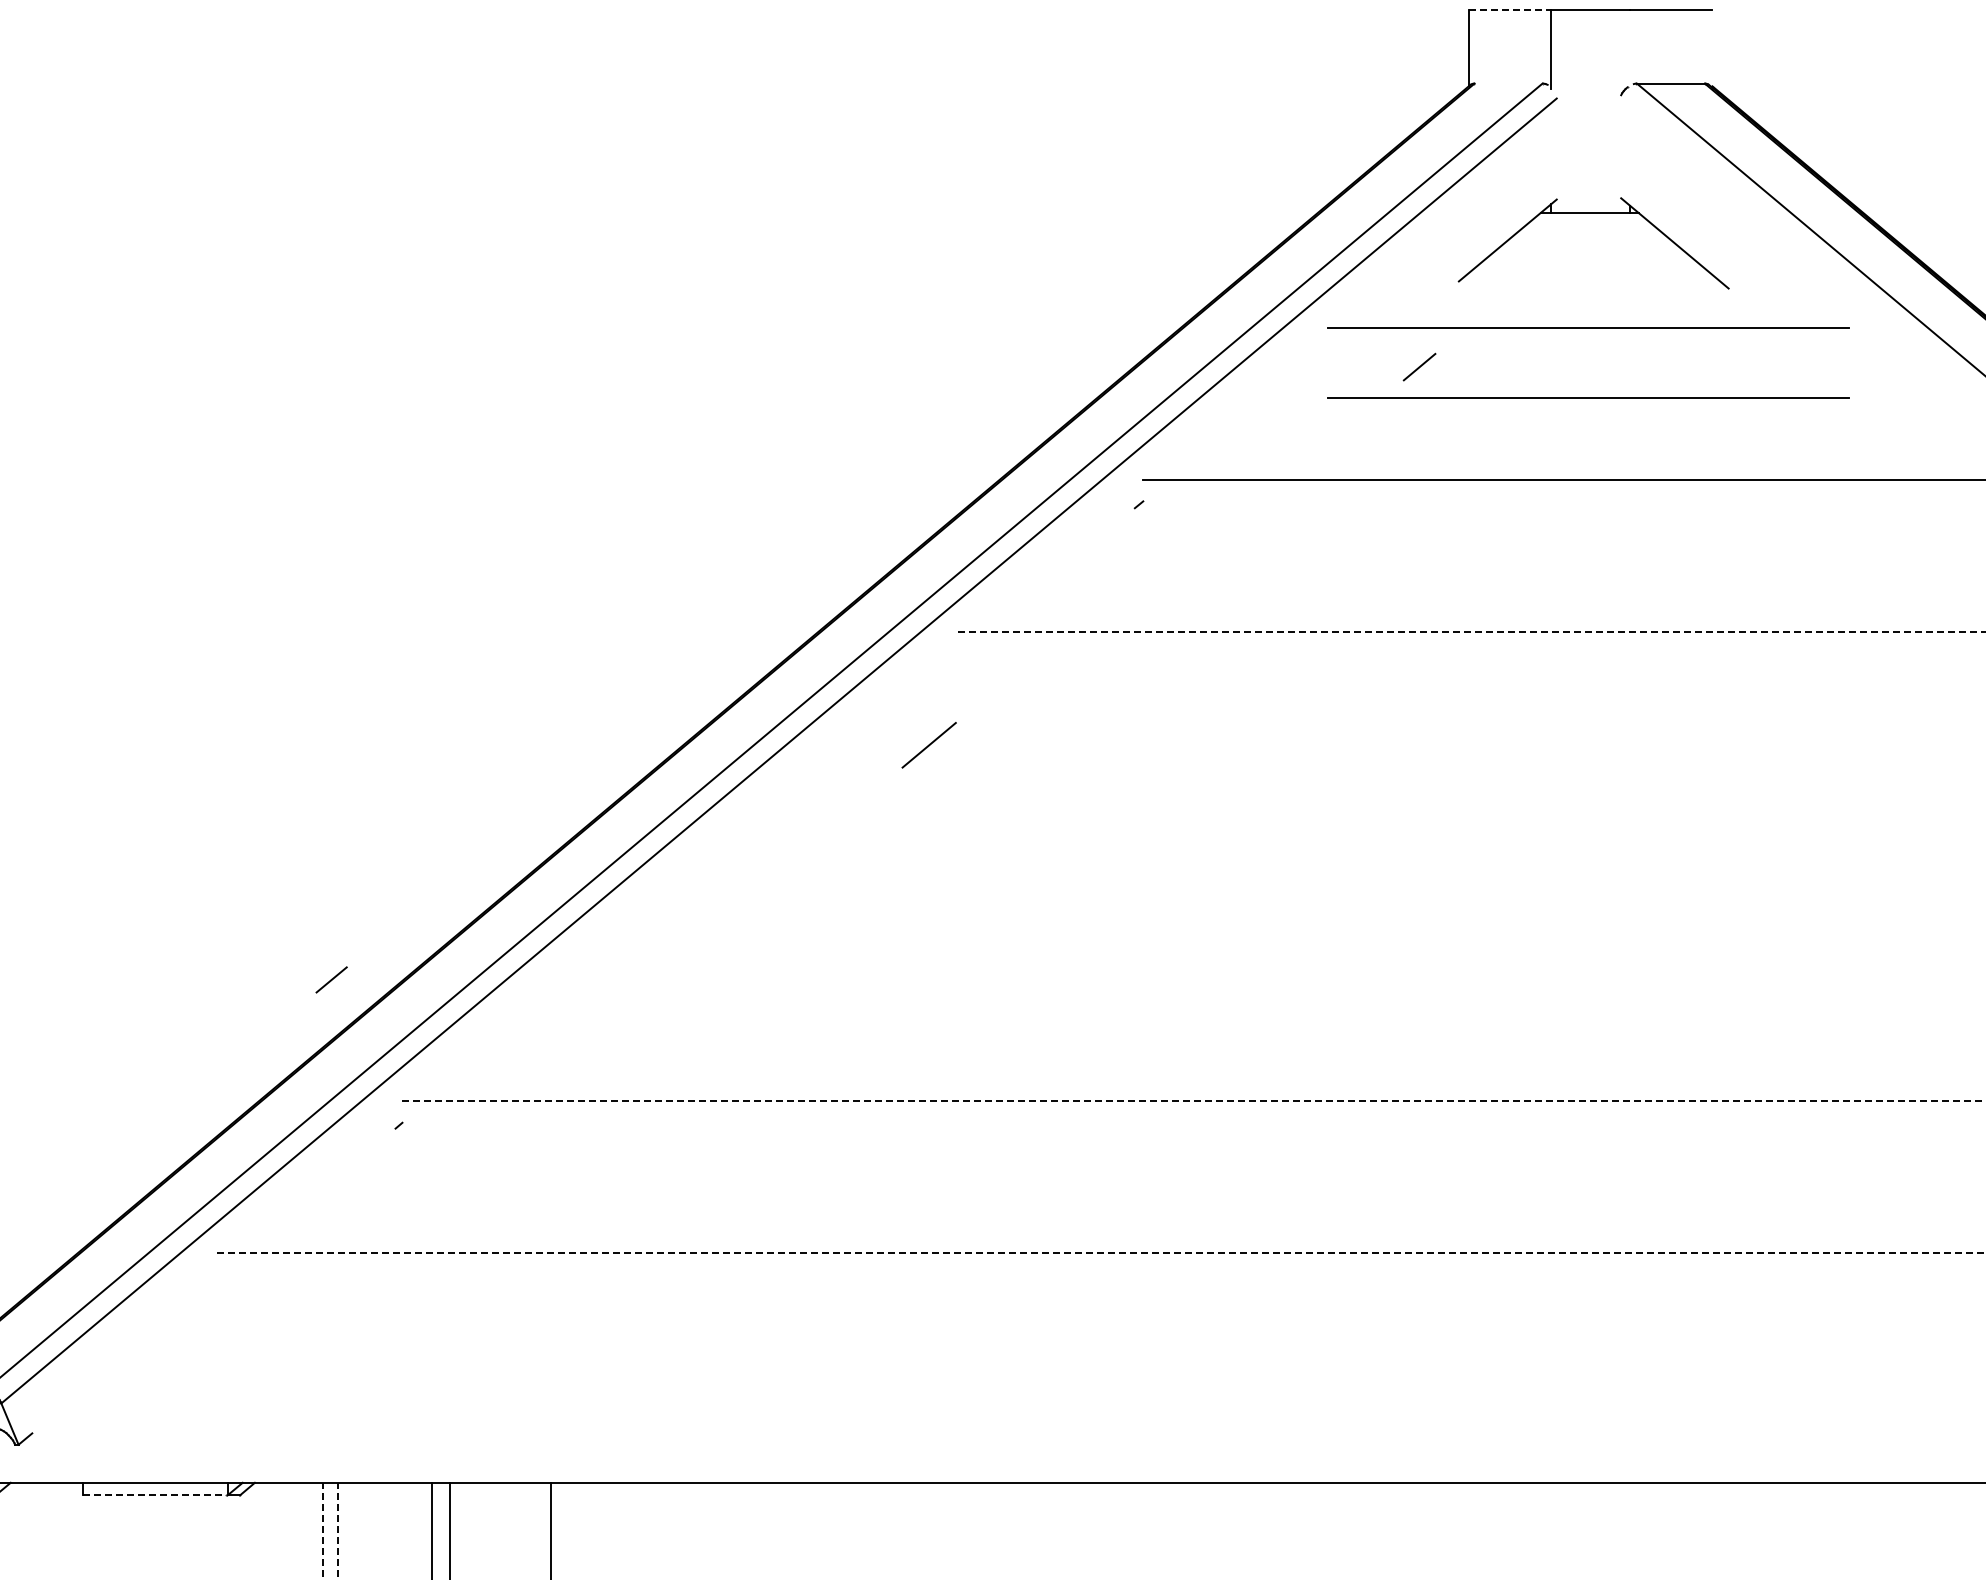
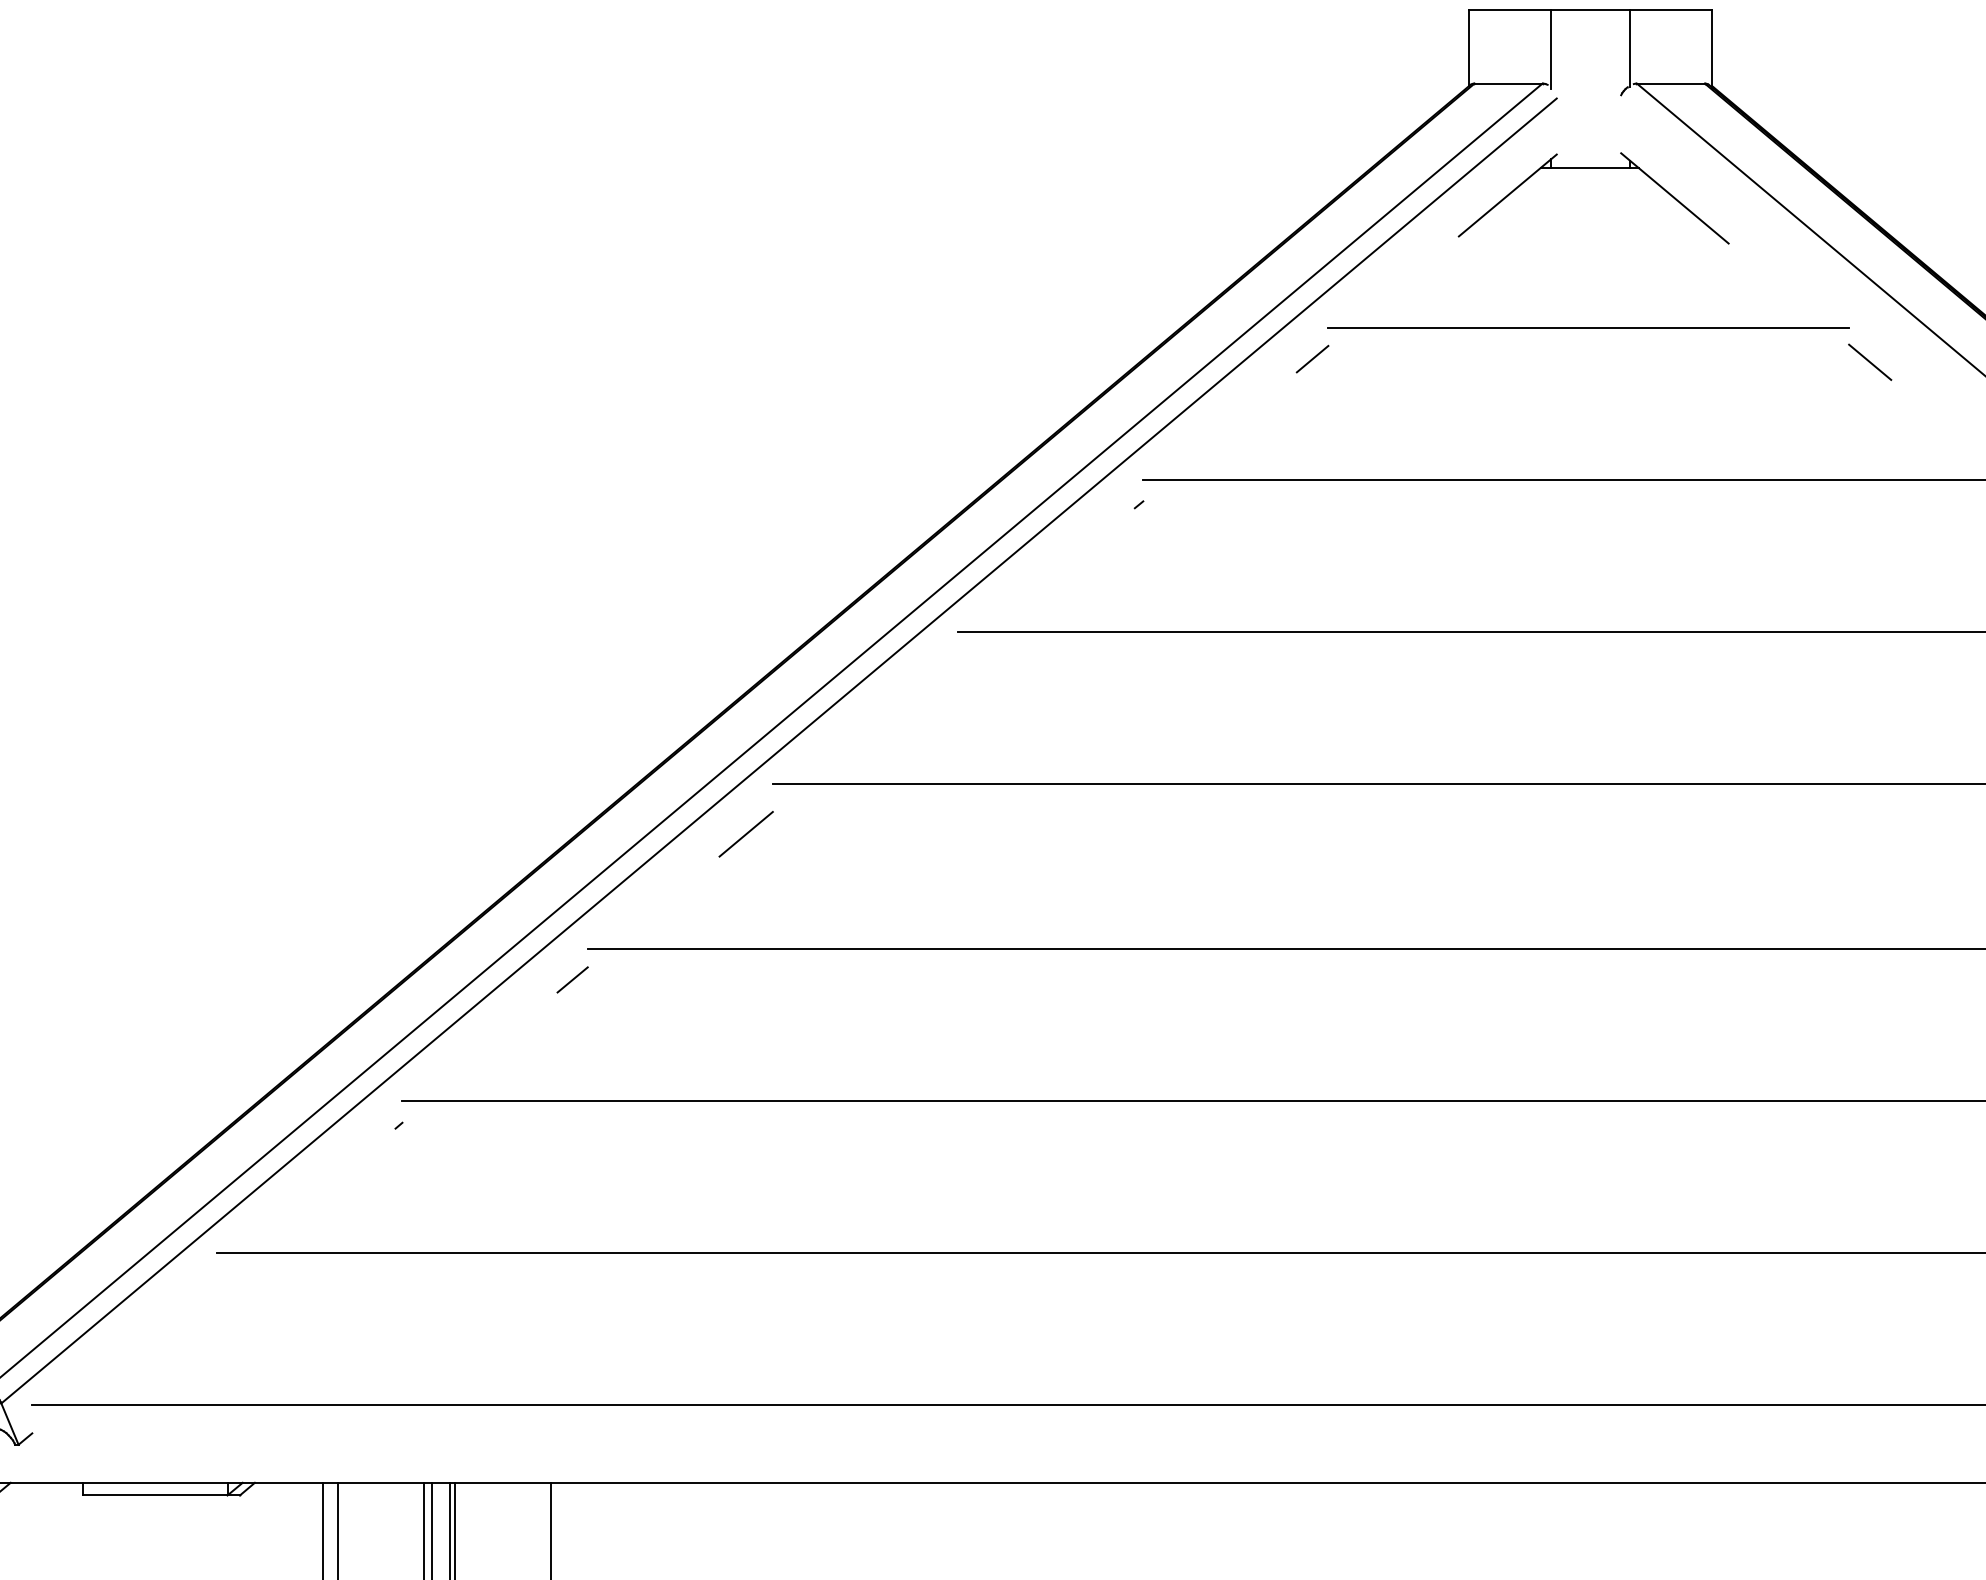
line: dashed -> solid (1510, 9)
line: none -> present (1630, 47)
line: none -> present (1712, 48)
line: none -> present (1508, 83)
part position: (1593, 213) -> (1593, 168) (1593, 168)
line: none -> present (1870, 361)
line position: (1419, 366) -> (1312, 358) (1312, 358)
line: present -> none (1588, 397)
line: dashed -> solid (1471, 632)
line position: (928, 745) -> (745, 834) (745, 834)
line: none -> present (1377, 784)
line: none -> present (1284, 949)
line position: (331, 979) -> (572, 979) (572, 979)
line: dashed -> solid (1194, 1101)
line: dashed -> solid (1101, 1253)
line: none -> present (1007, 1405)
line: dashed -> solid (155, 1495)
line: none -> present (424, 1529)
line: none -> present (454, 1529)
line: dashed -> solid (322, 1531)
line: dashed -> solid (338, 1531)
